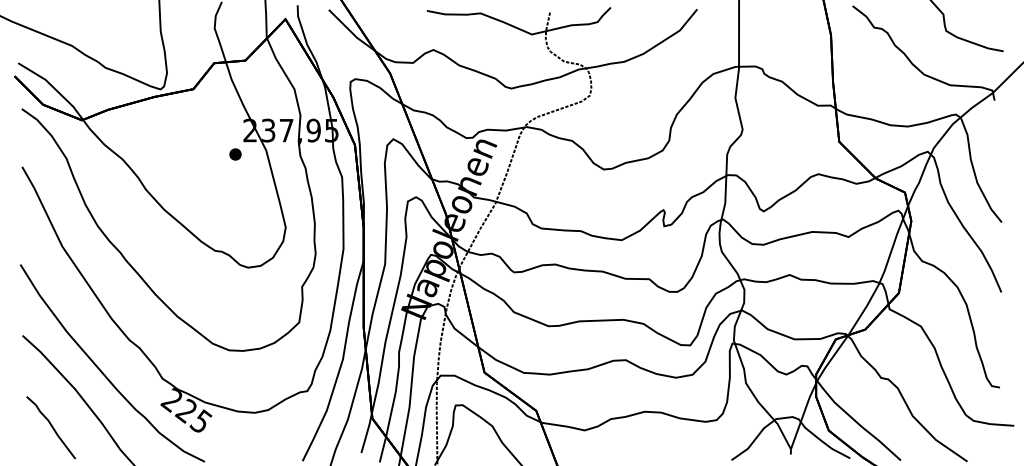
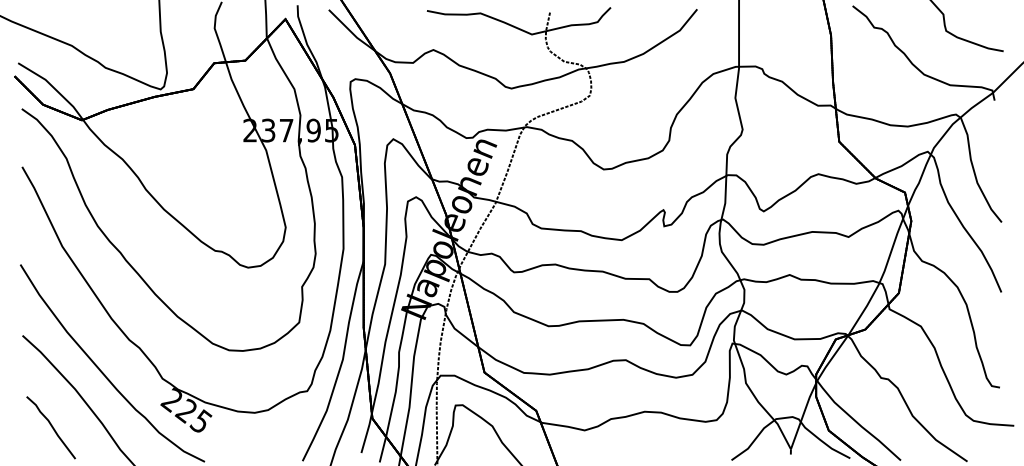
part: present -> none (235, 154)
